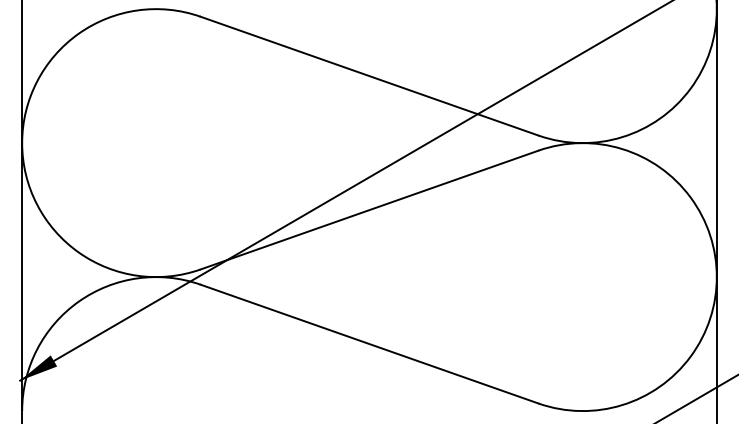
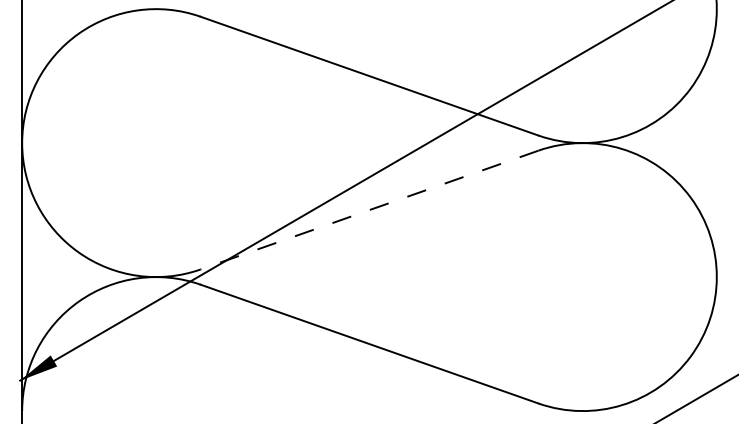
line: solid -> dashed (369, 210)
line: present -> none (716, 211)
